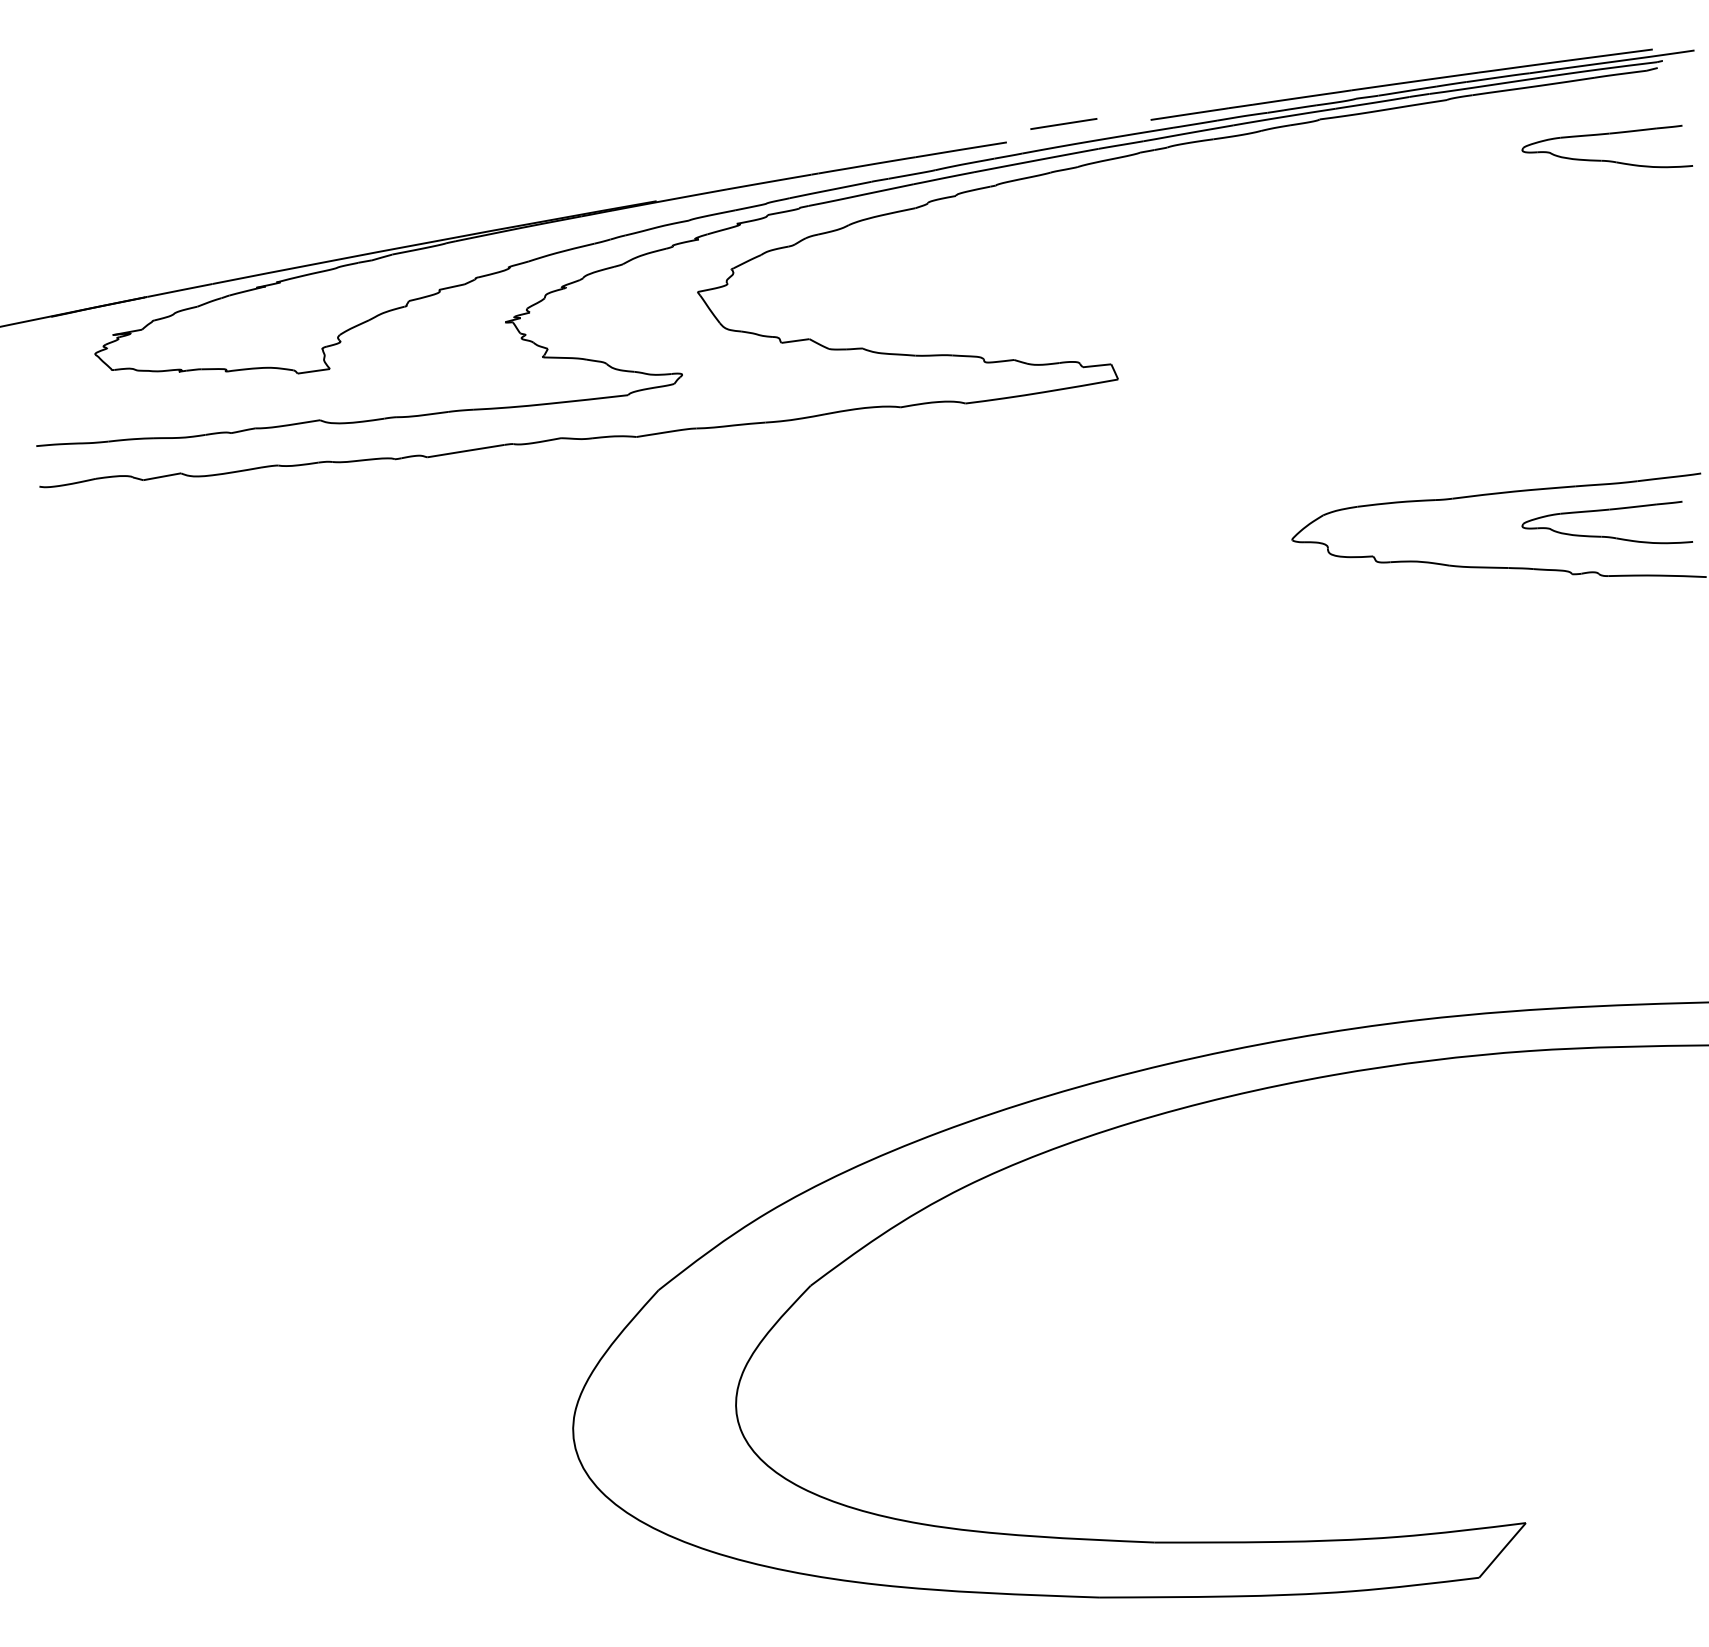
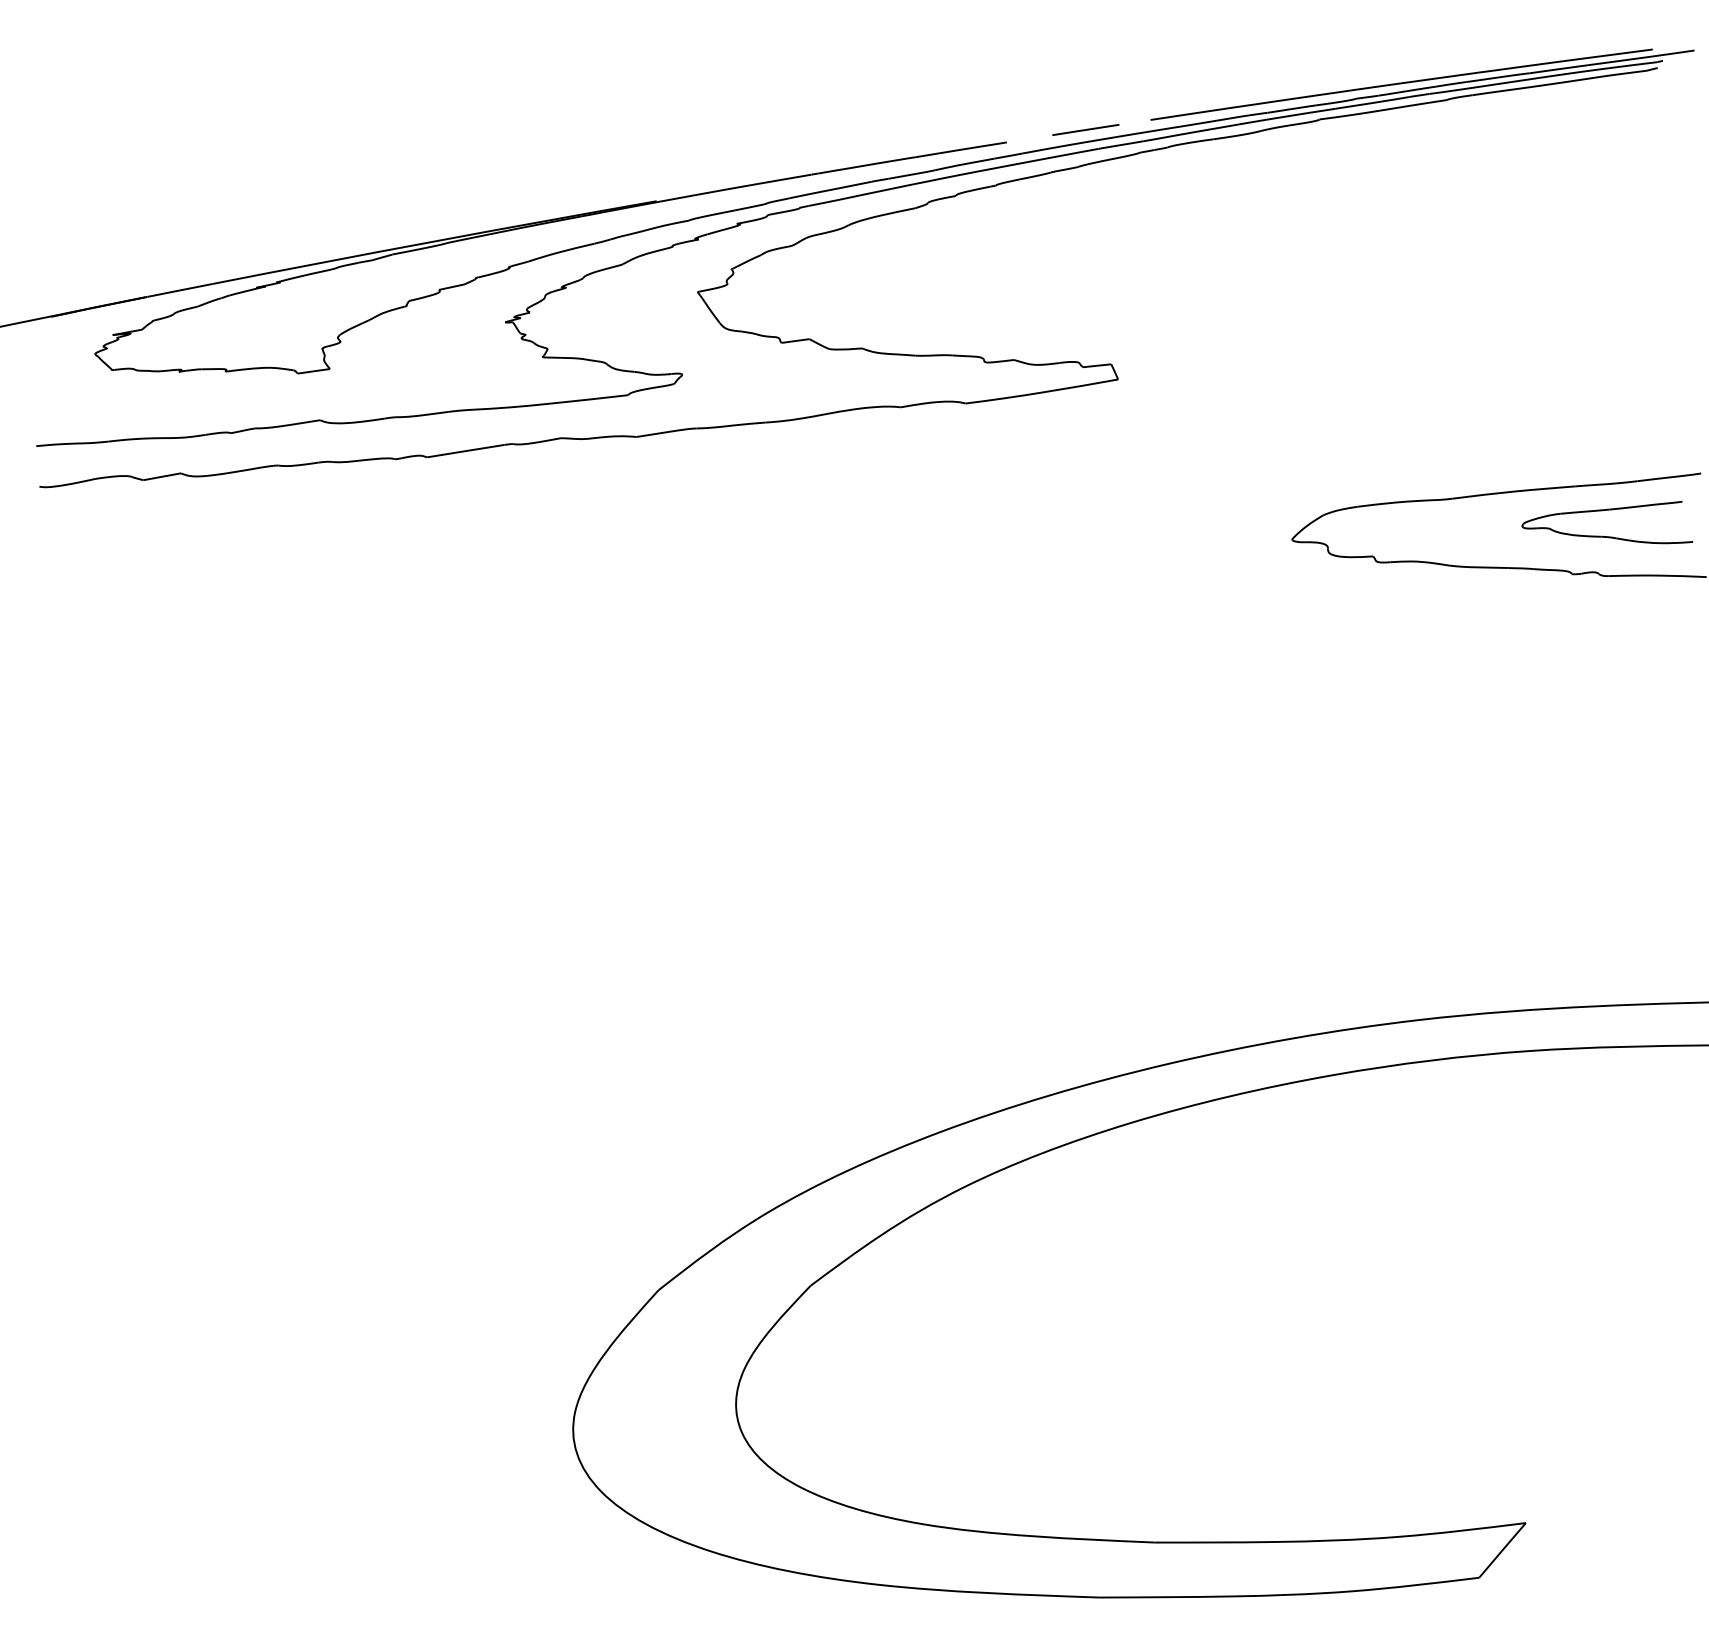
line position: (1063, 123) -> (1085, 129) (1085, 129)
part: present -> none (1607, 134)
